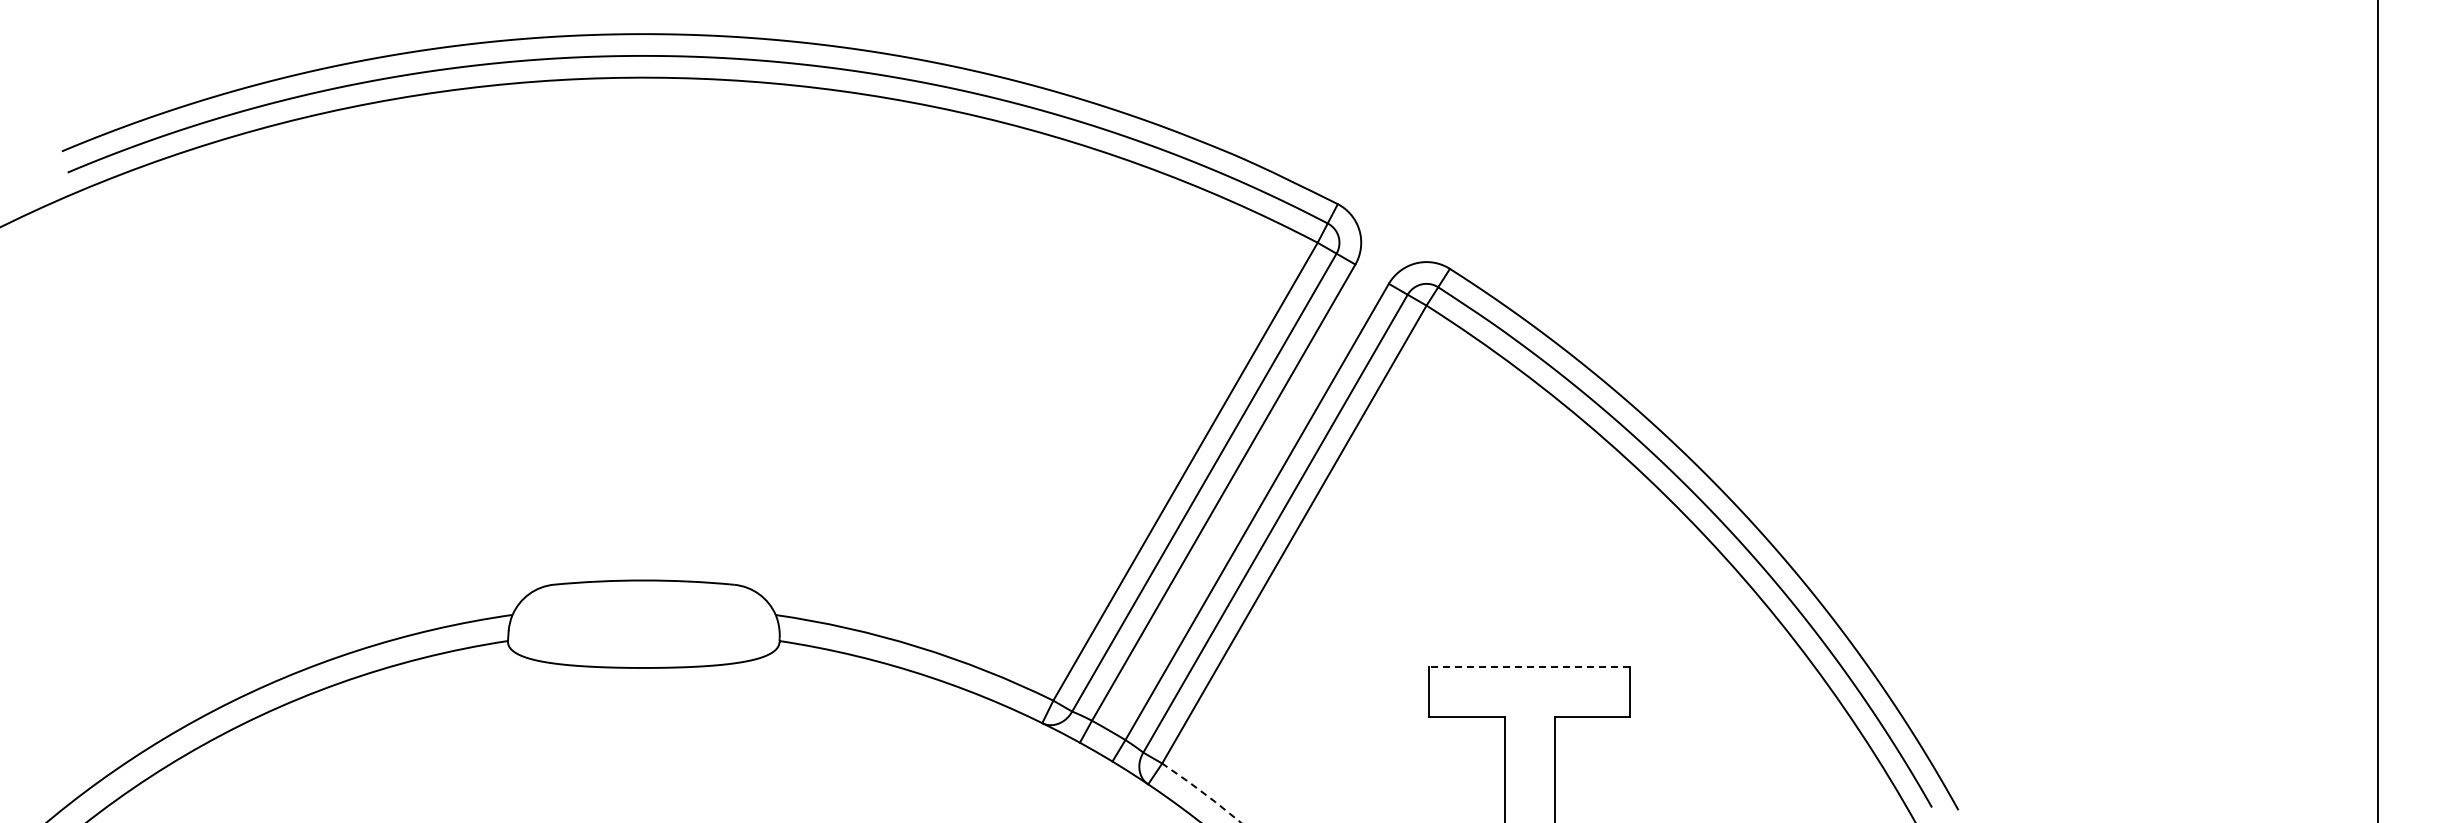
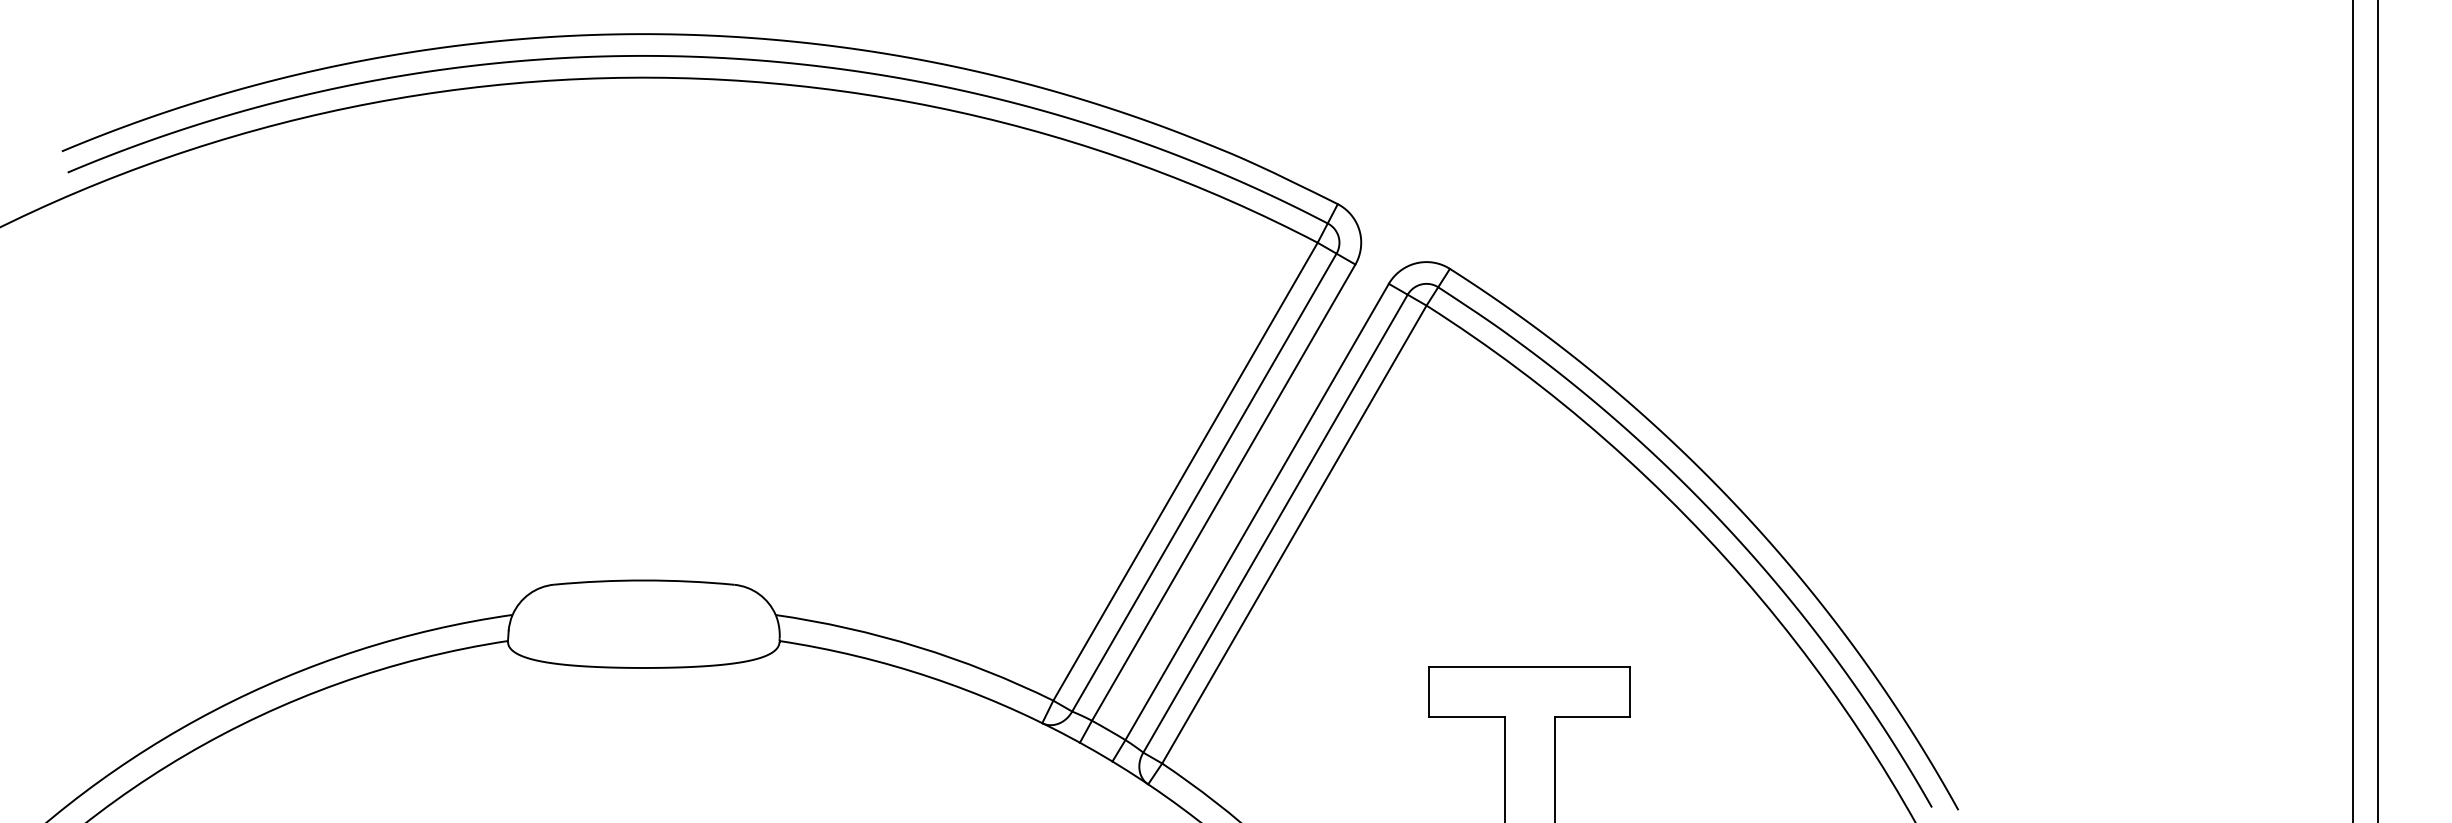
line: none -> present (2353, 410)
line: dashed -> solid (1529, 666)
arc: dashed -> solid (1202, 792)
